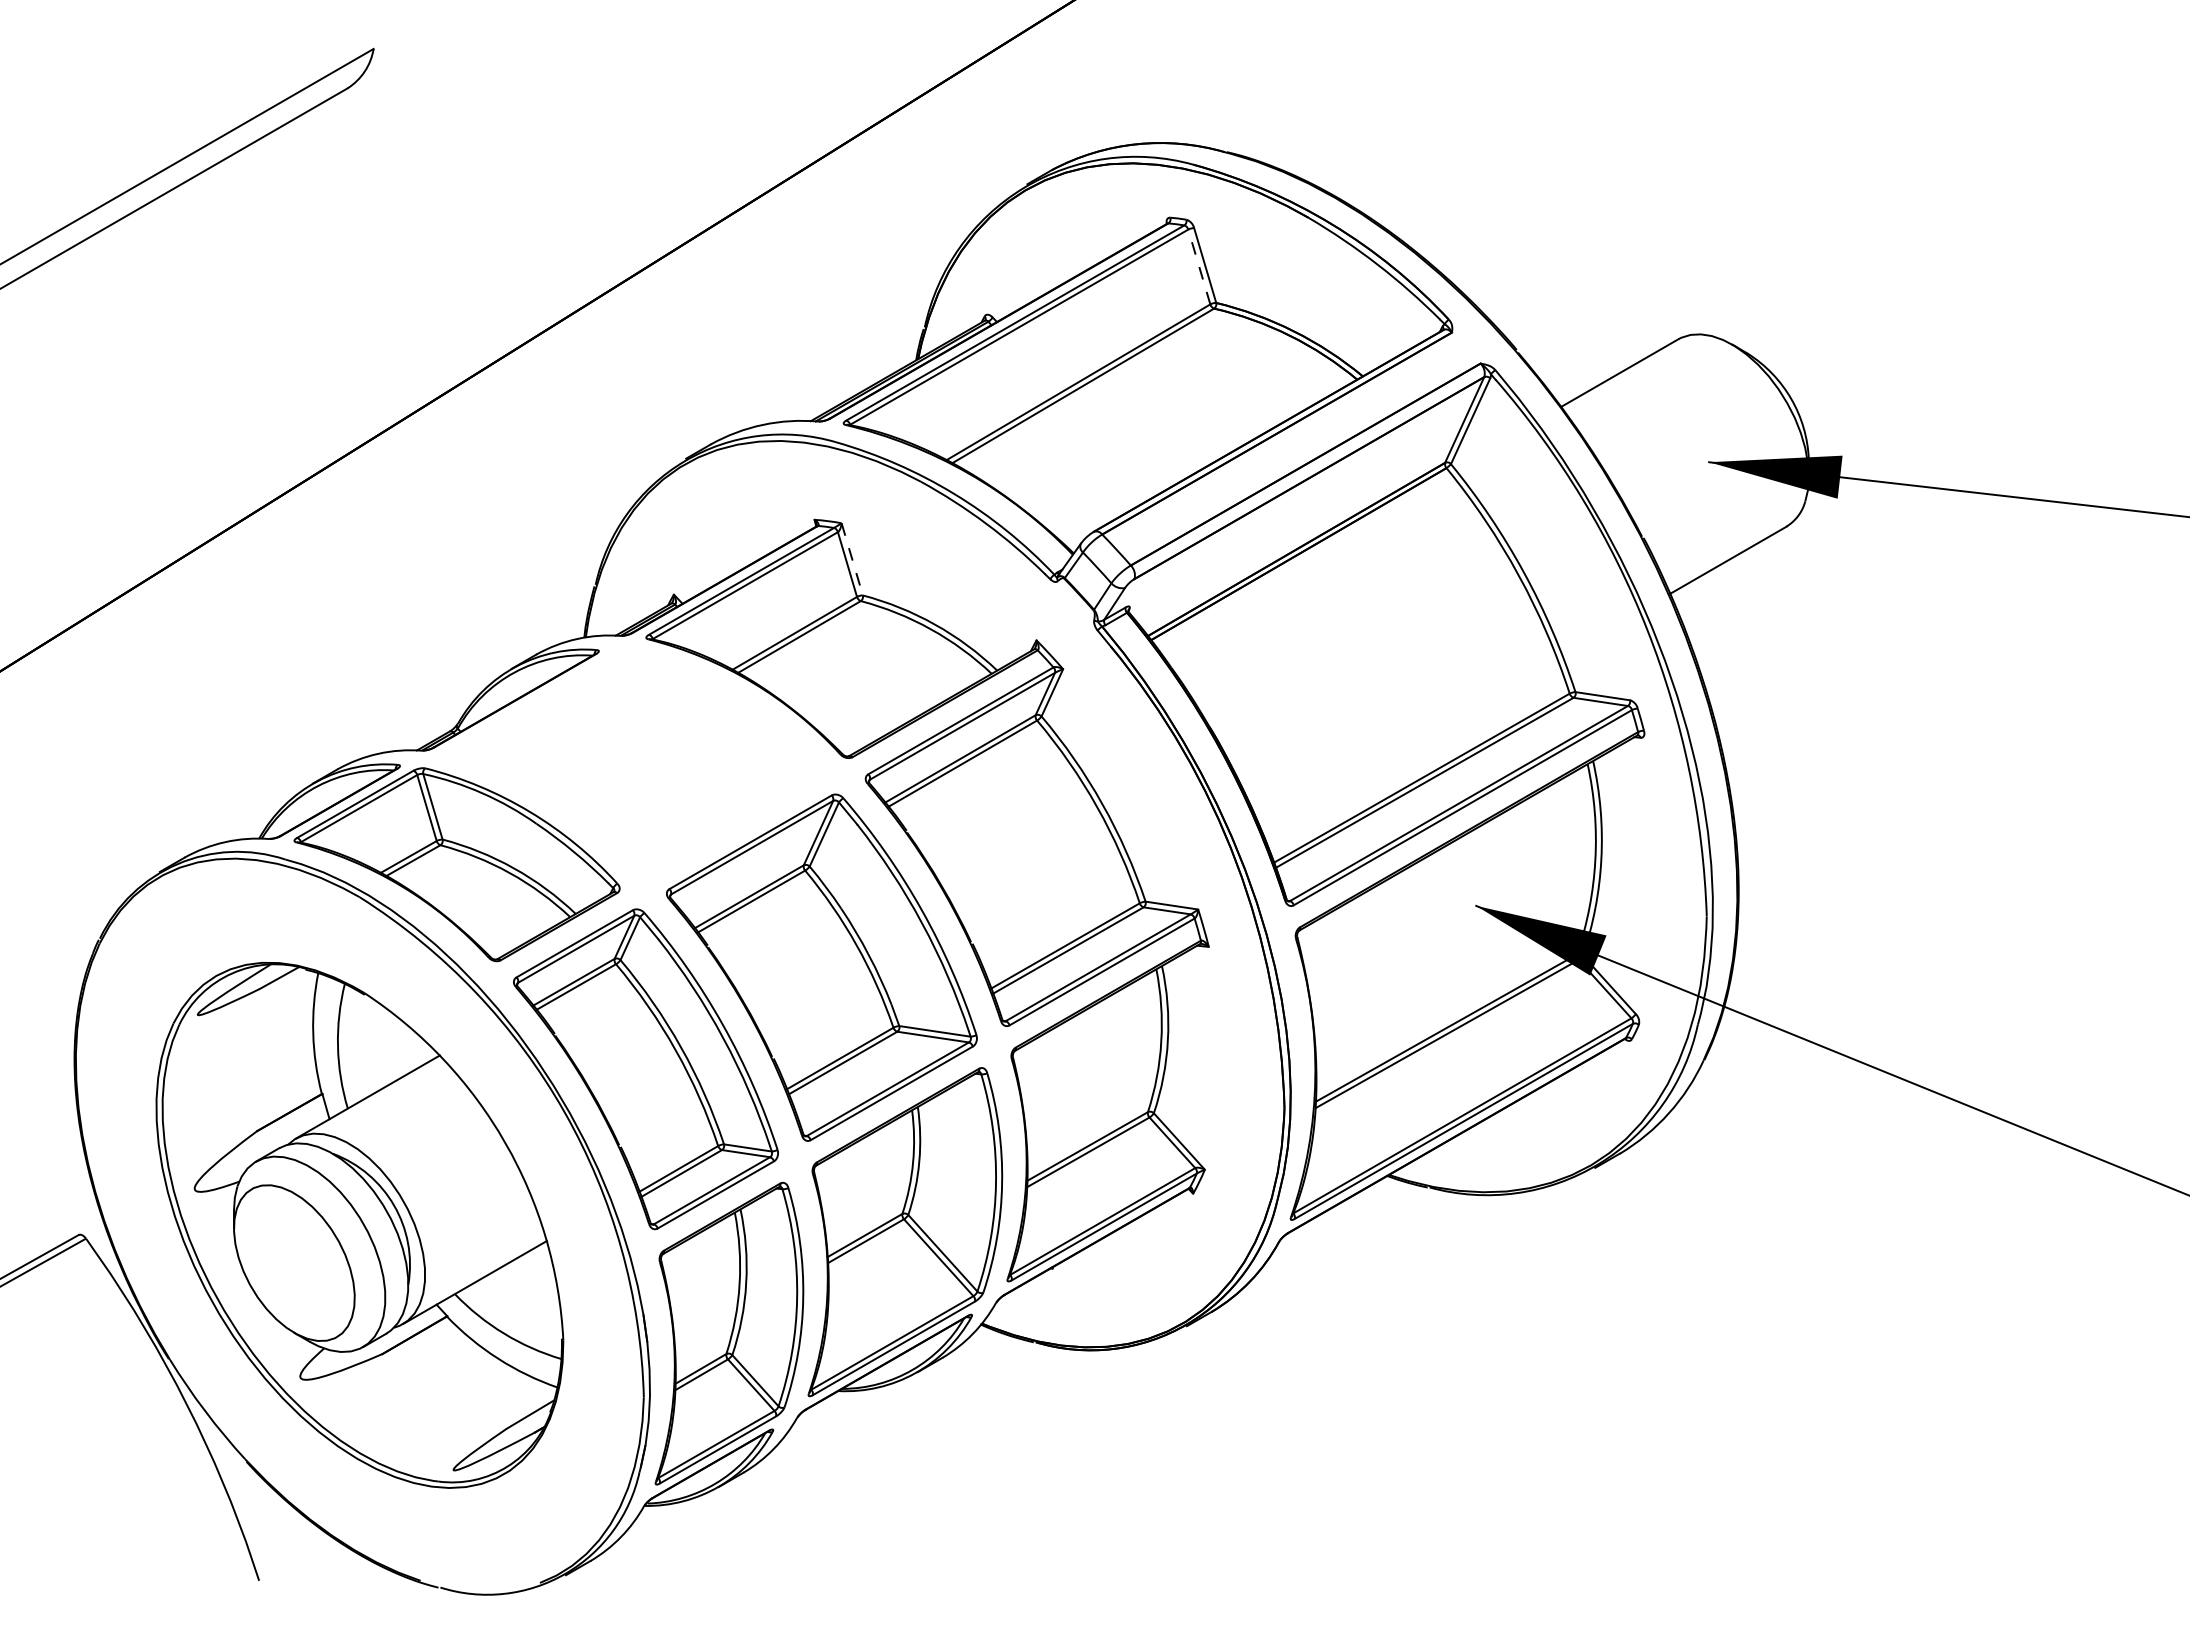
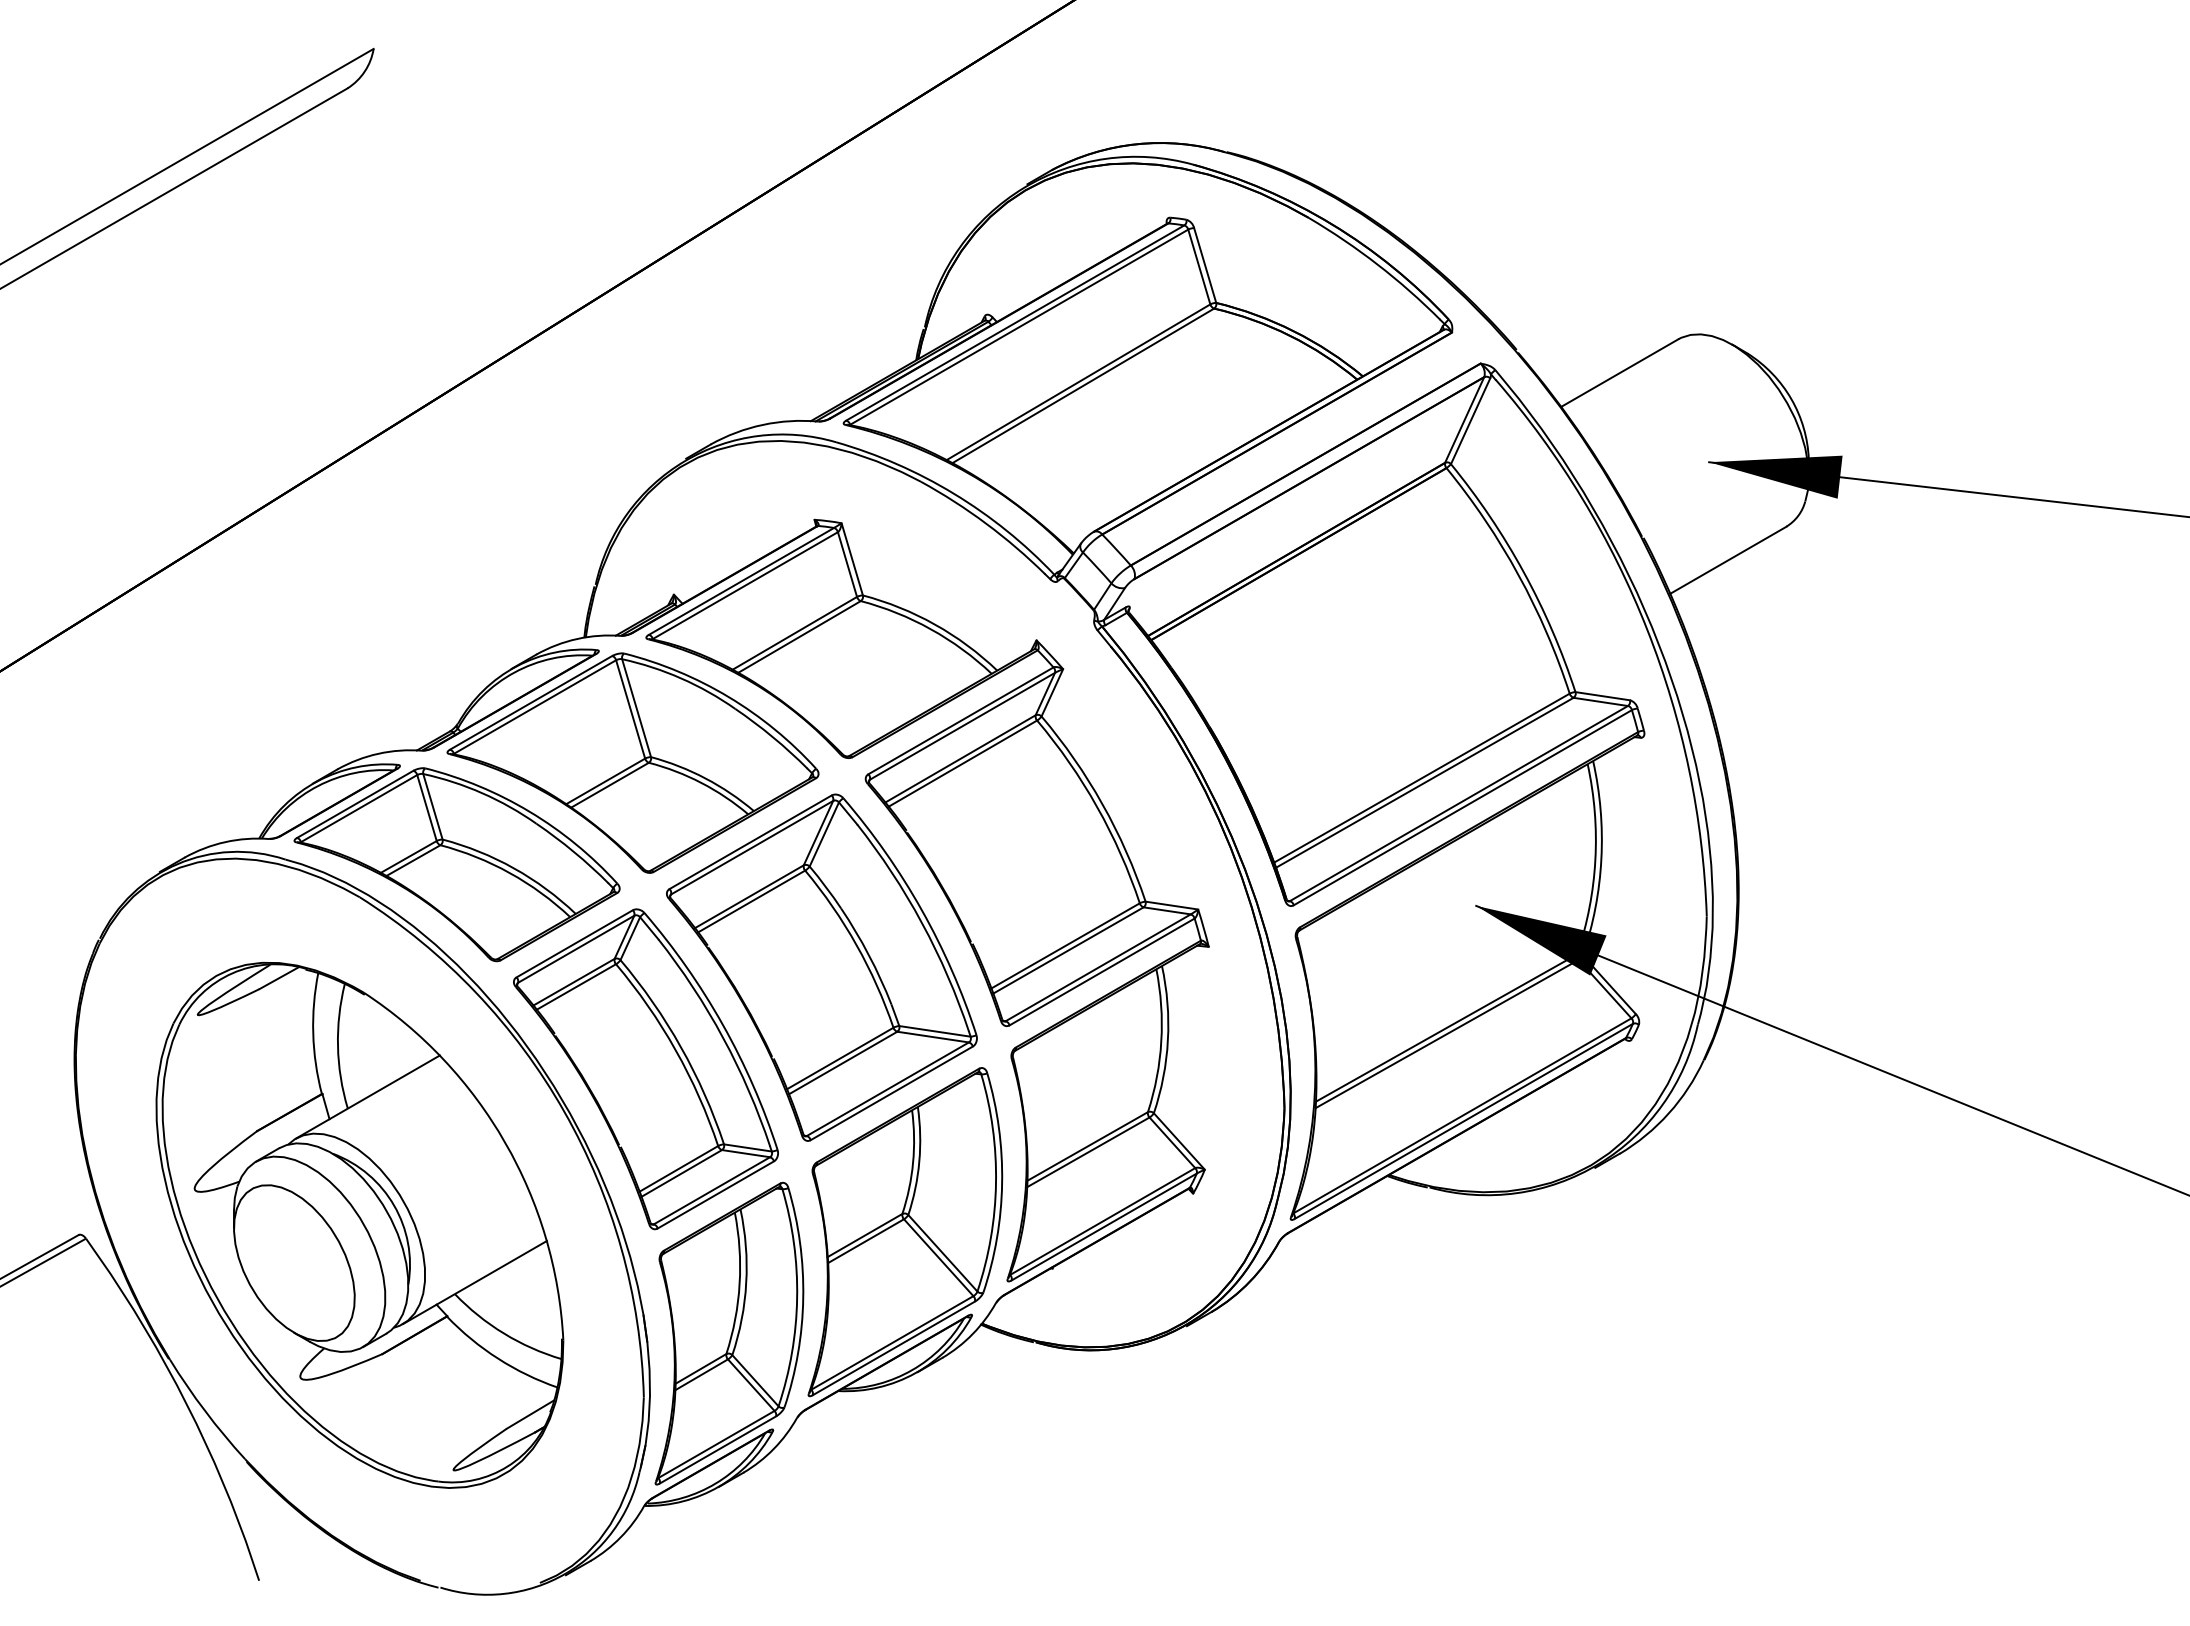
line: dashed -> solid (1199, 267)
line: dashed -> solid (852, 559)
part: none -> present (632, 762)
